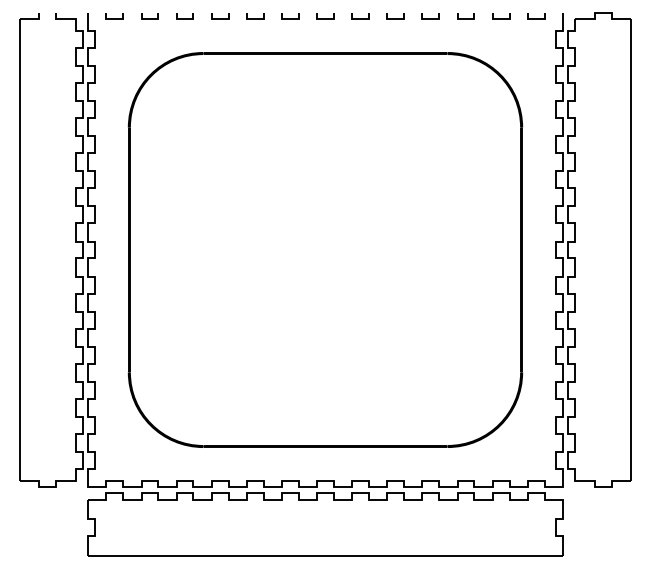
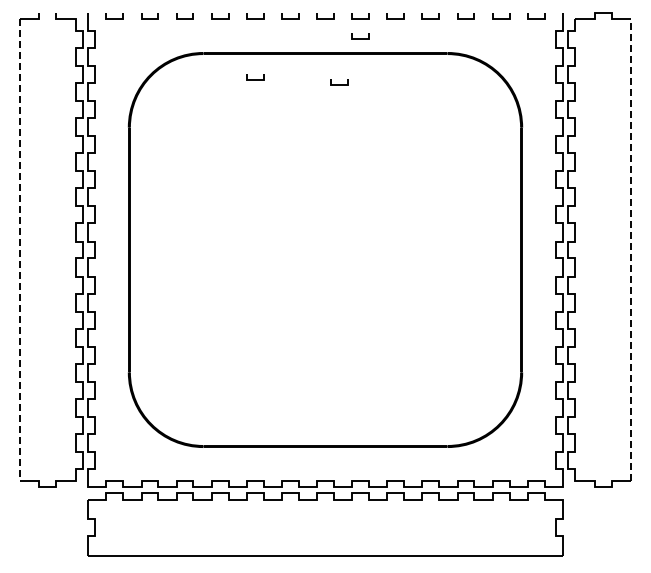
line: none -> present (360, 38)
line: none -> present (255, 79)
line: none -> present (339, 84)
line: solid -> dashed (19, 250)
line: solid -> dashed (631, 250)
